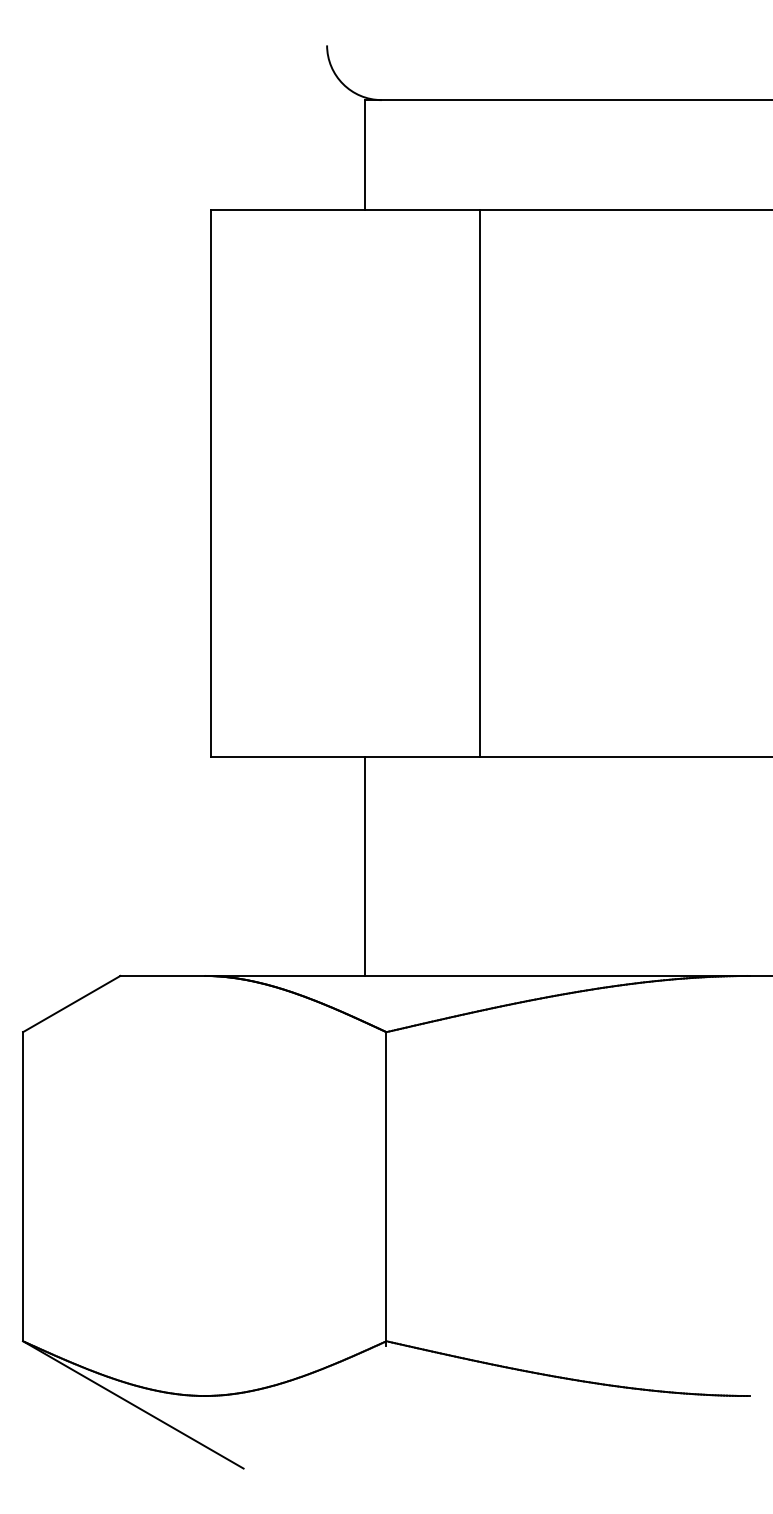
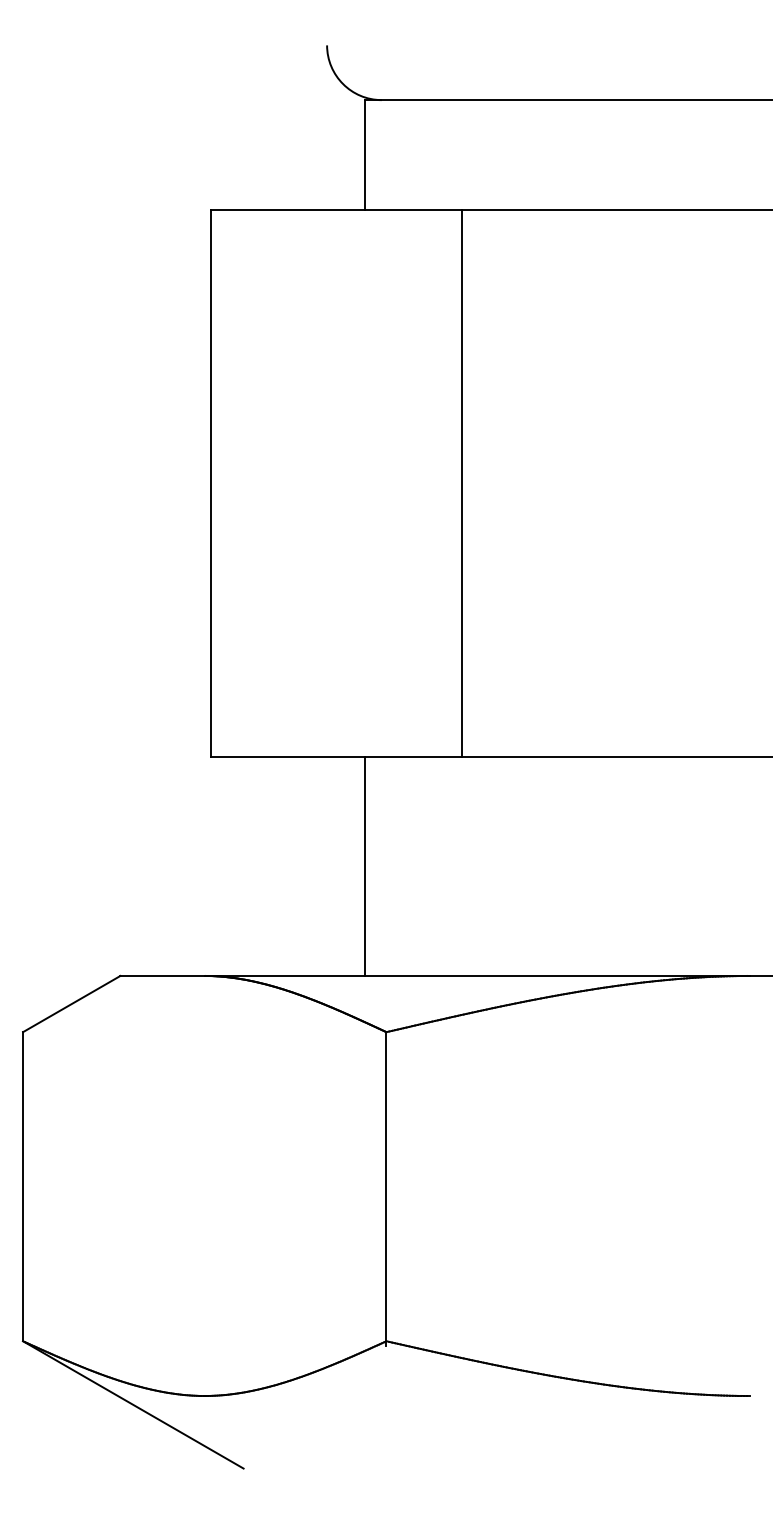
line position: (479, 482) -> (461, 482) (461, 482)
